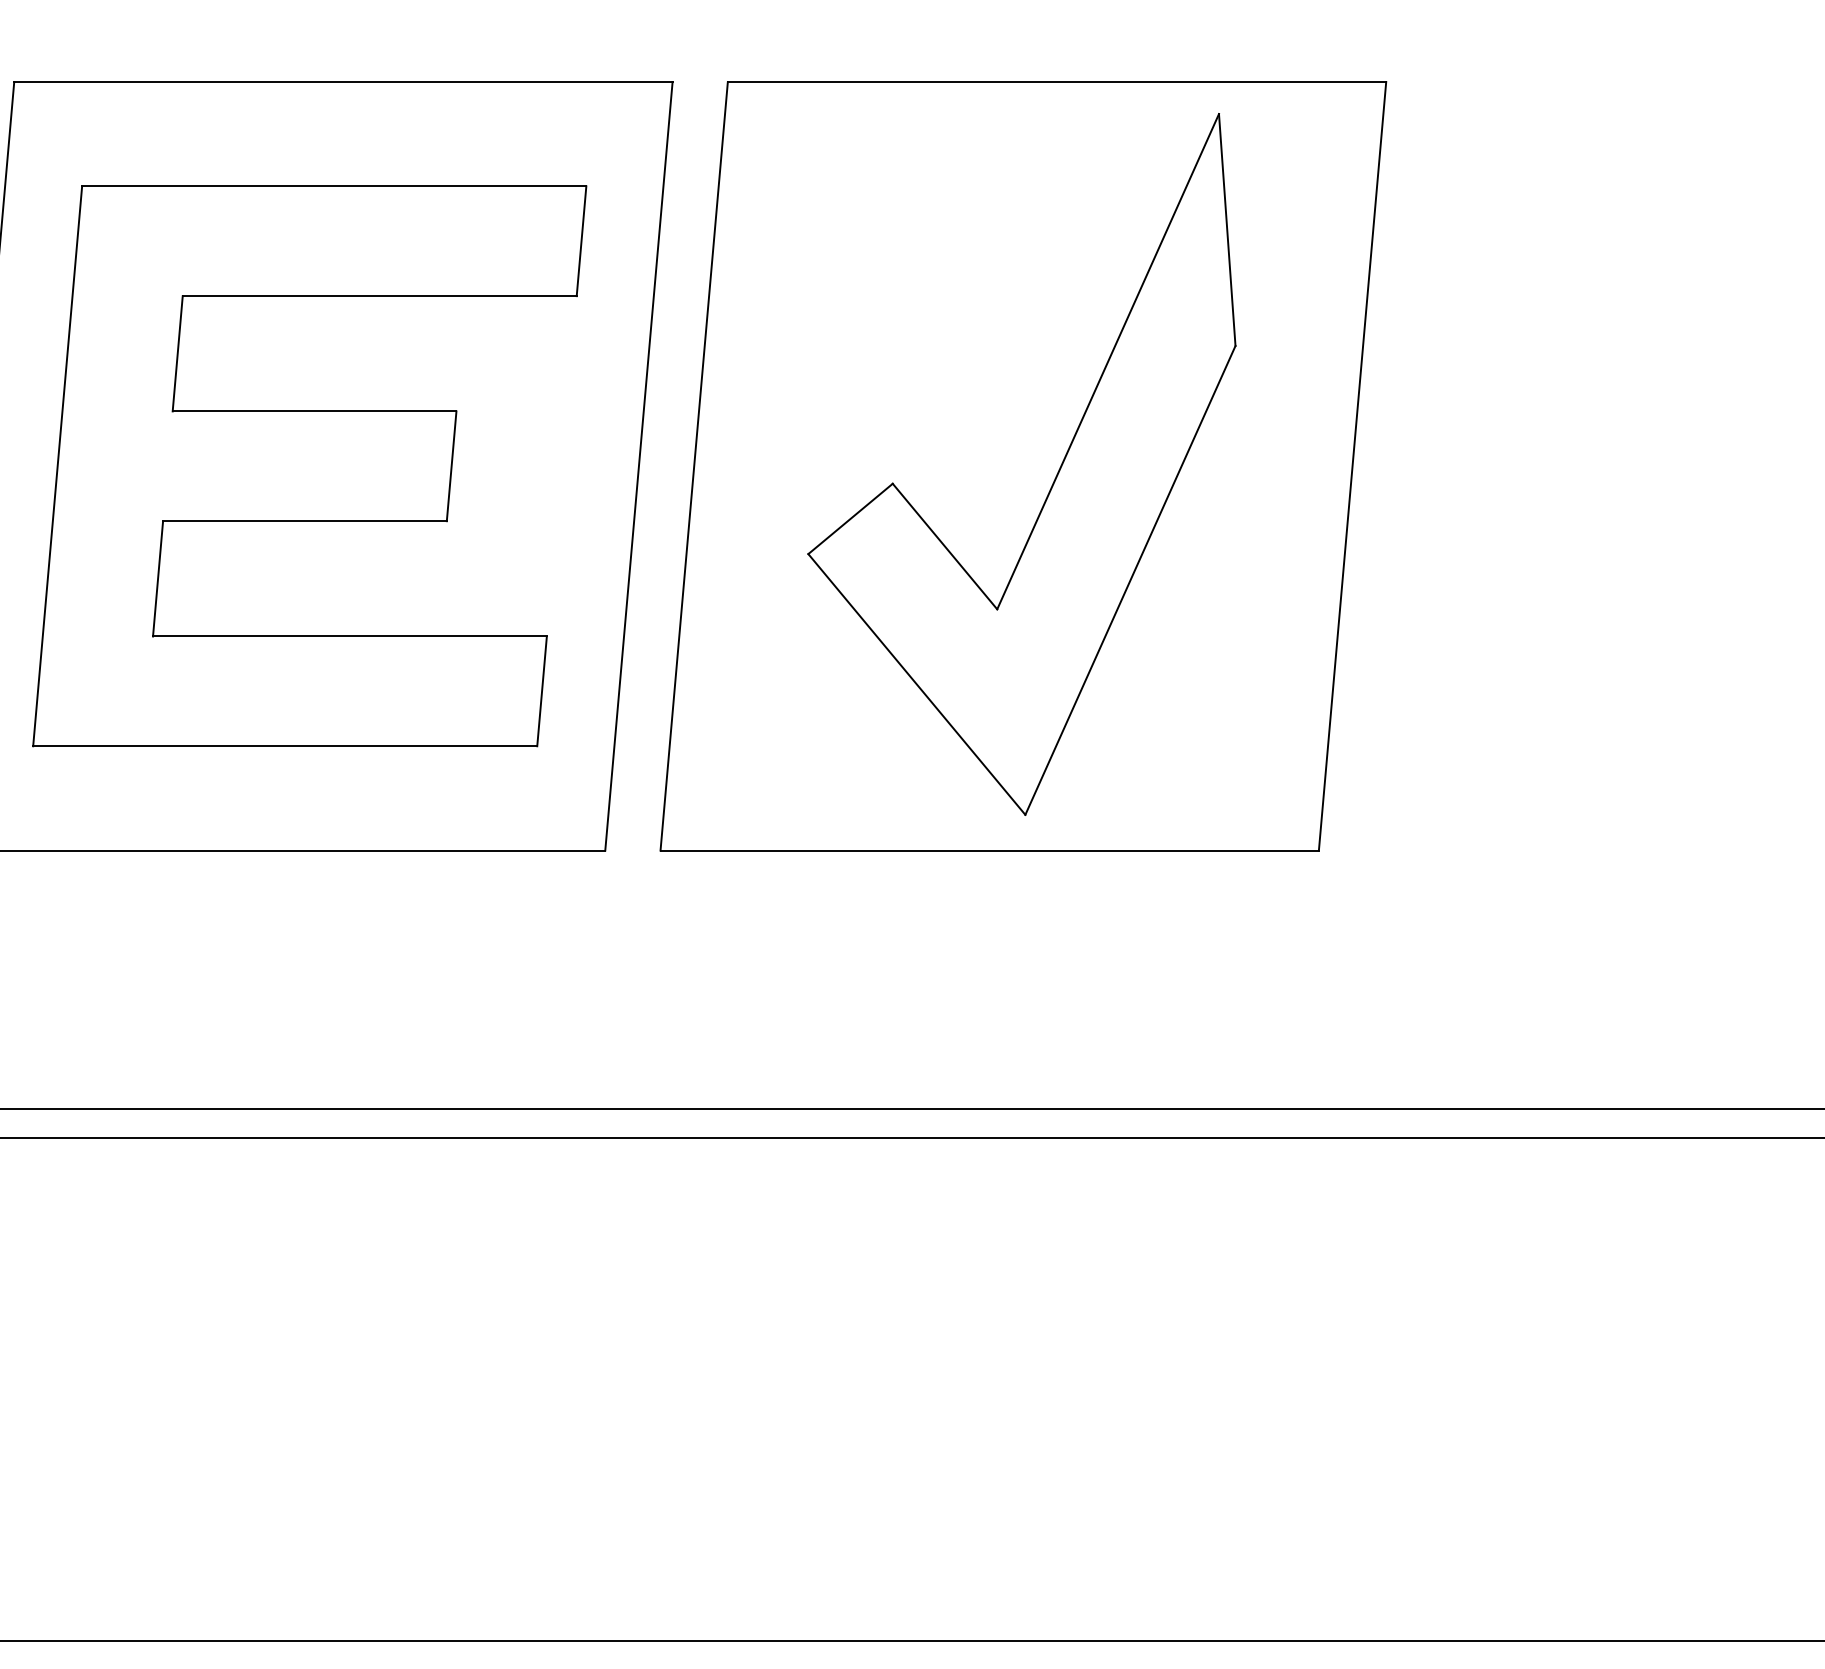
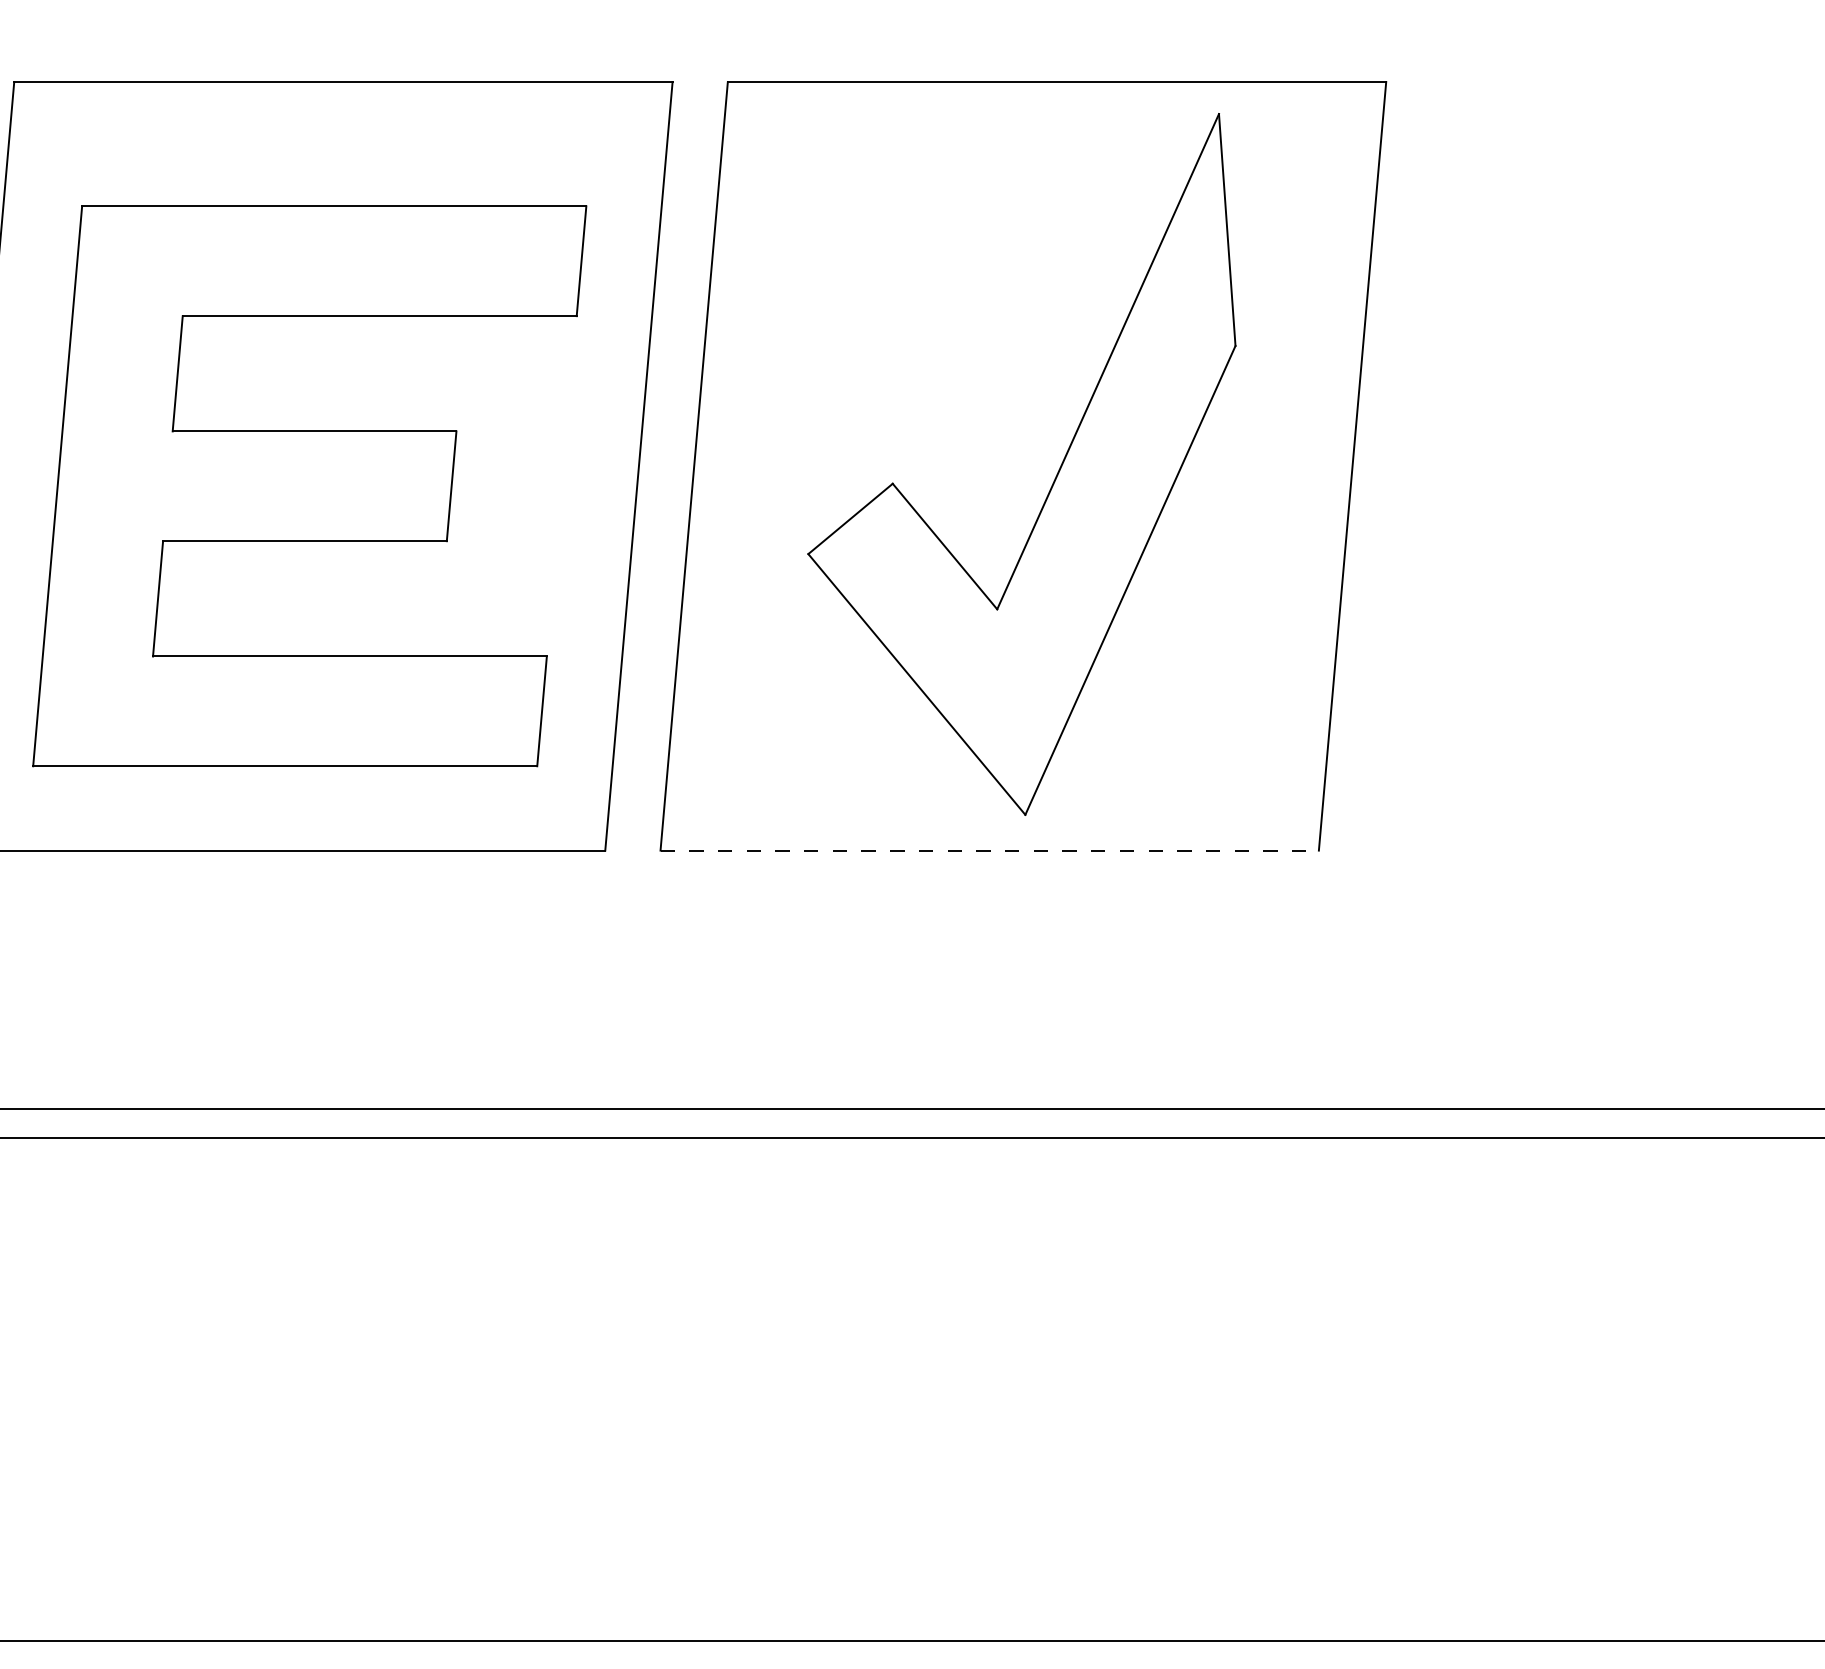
part position: (309, 466) -> (309, 486) (309, 486)
line: solid -> dashed (990, 850)
